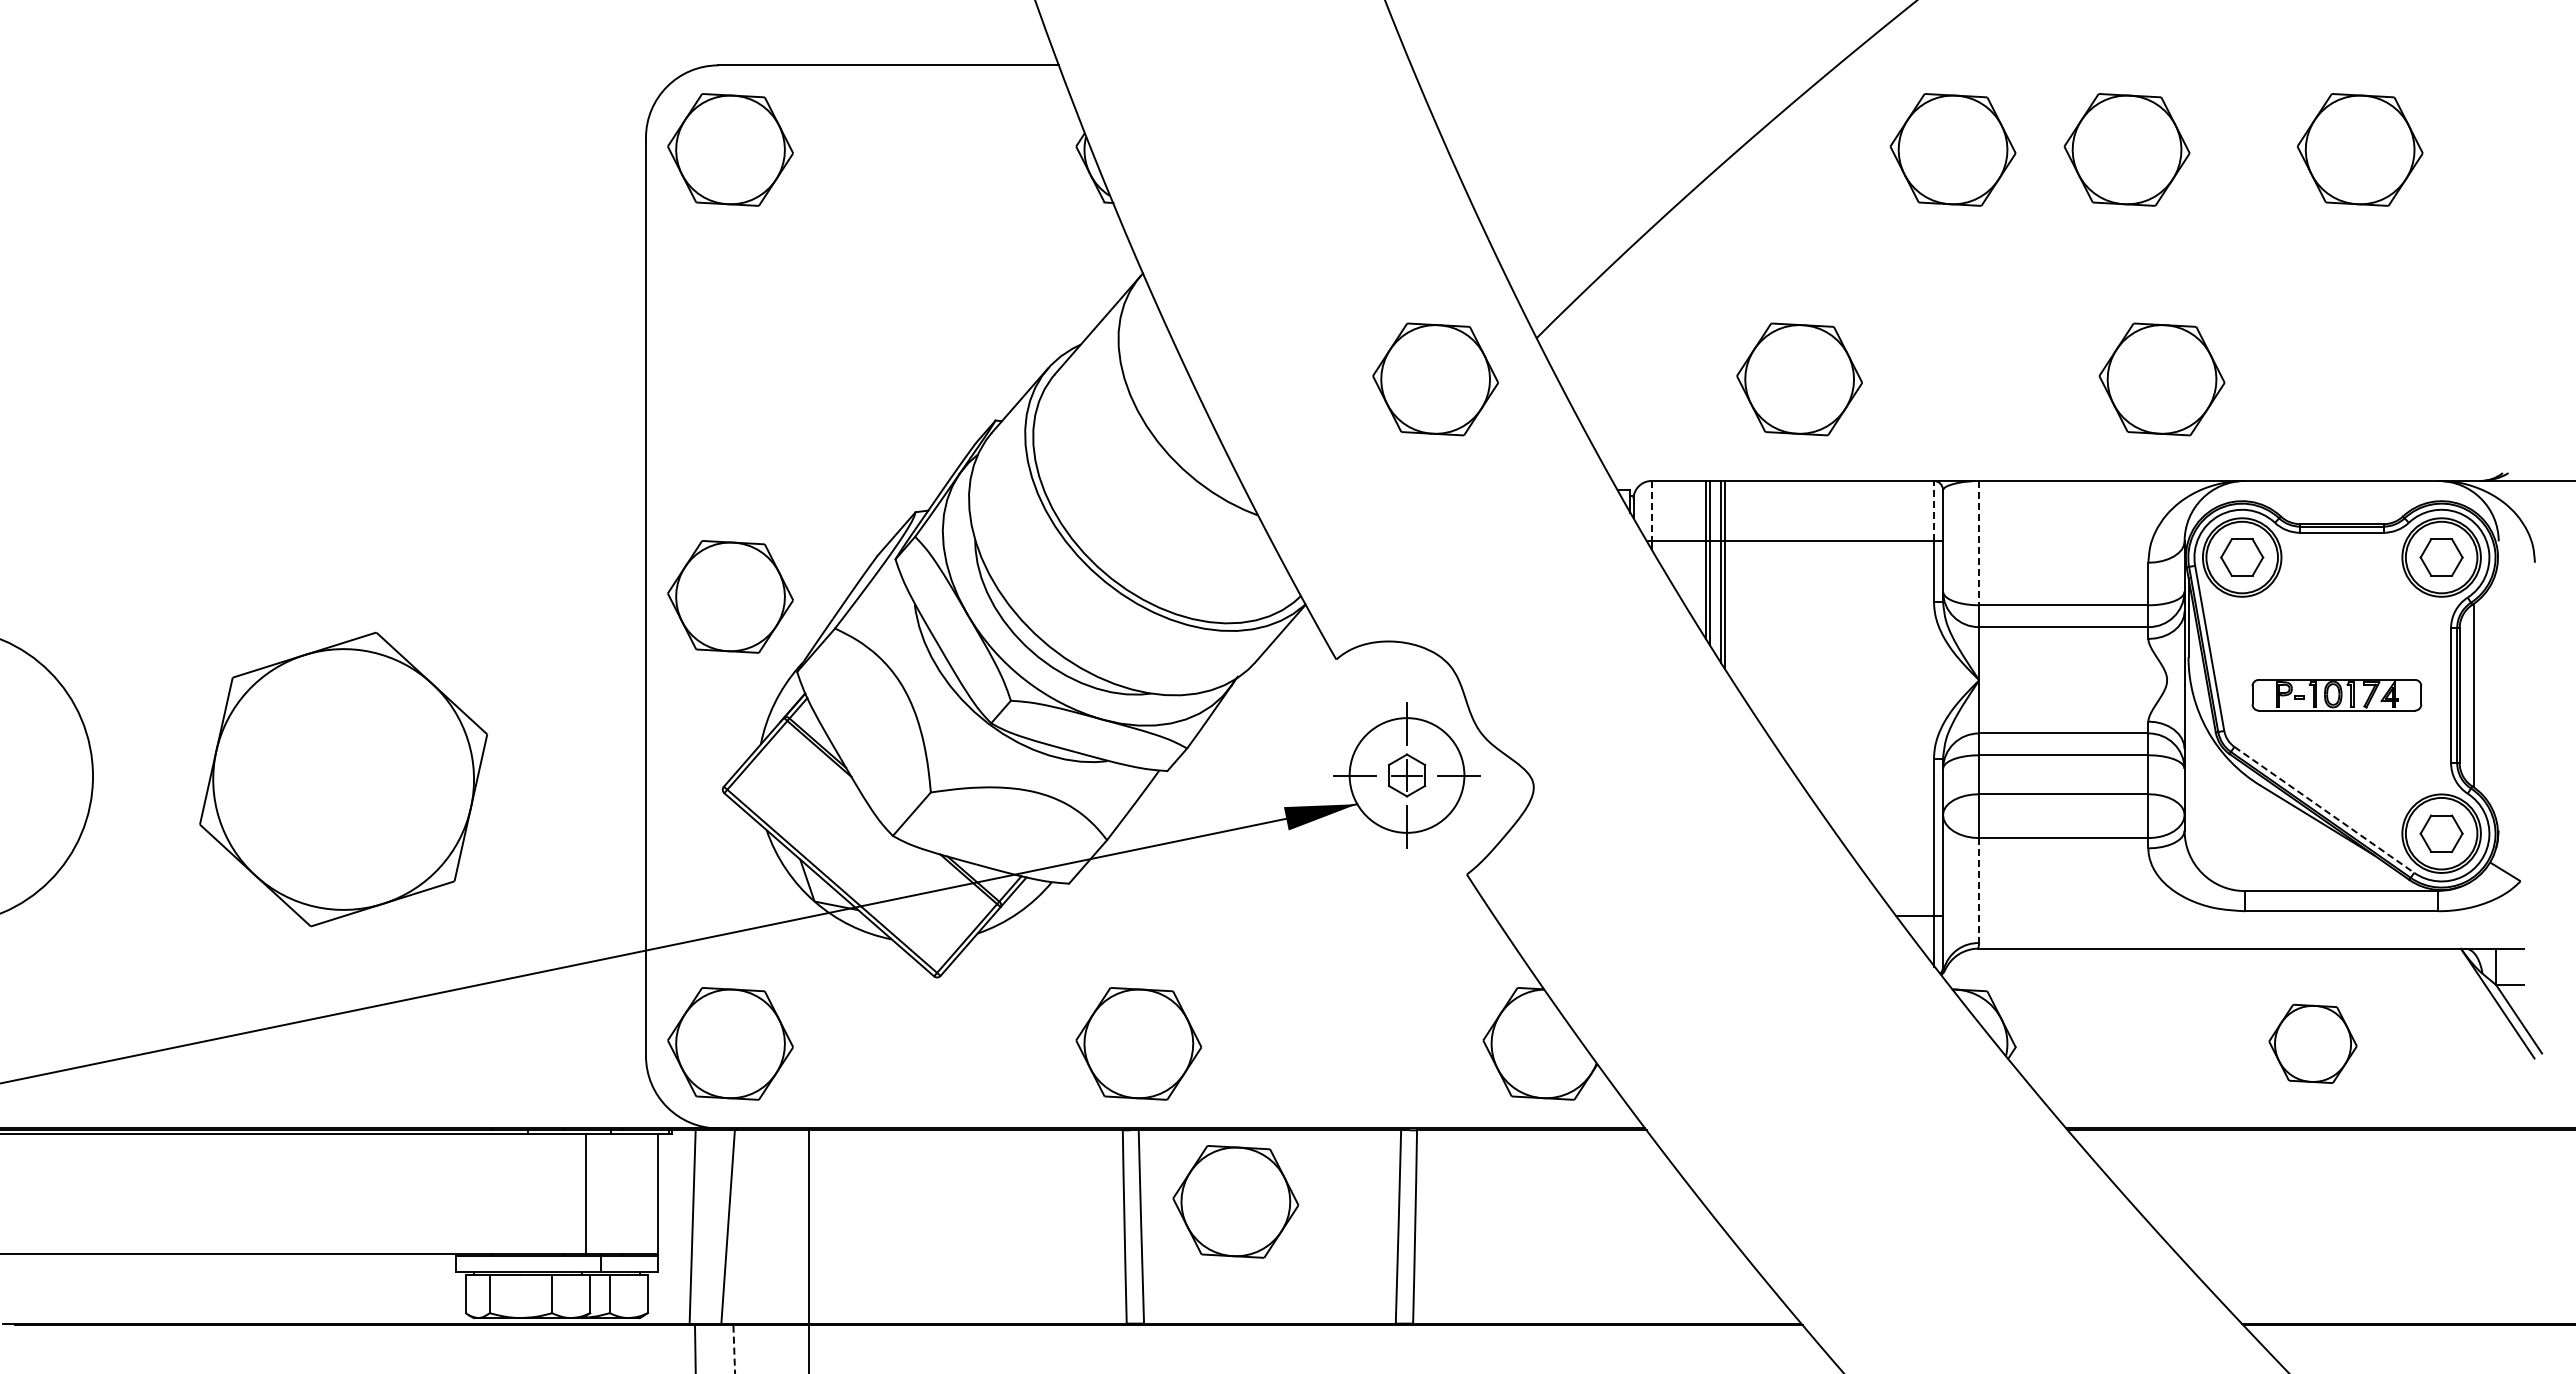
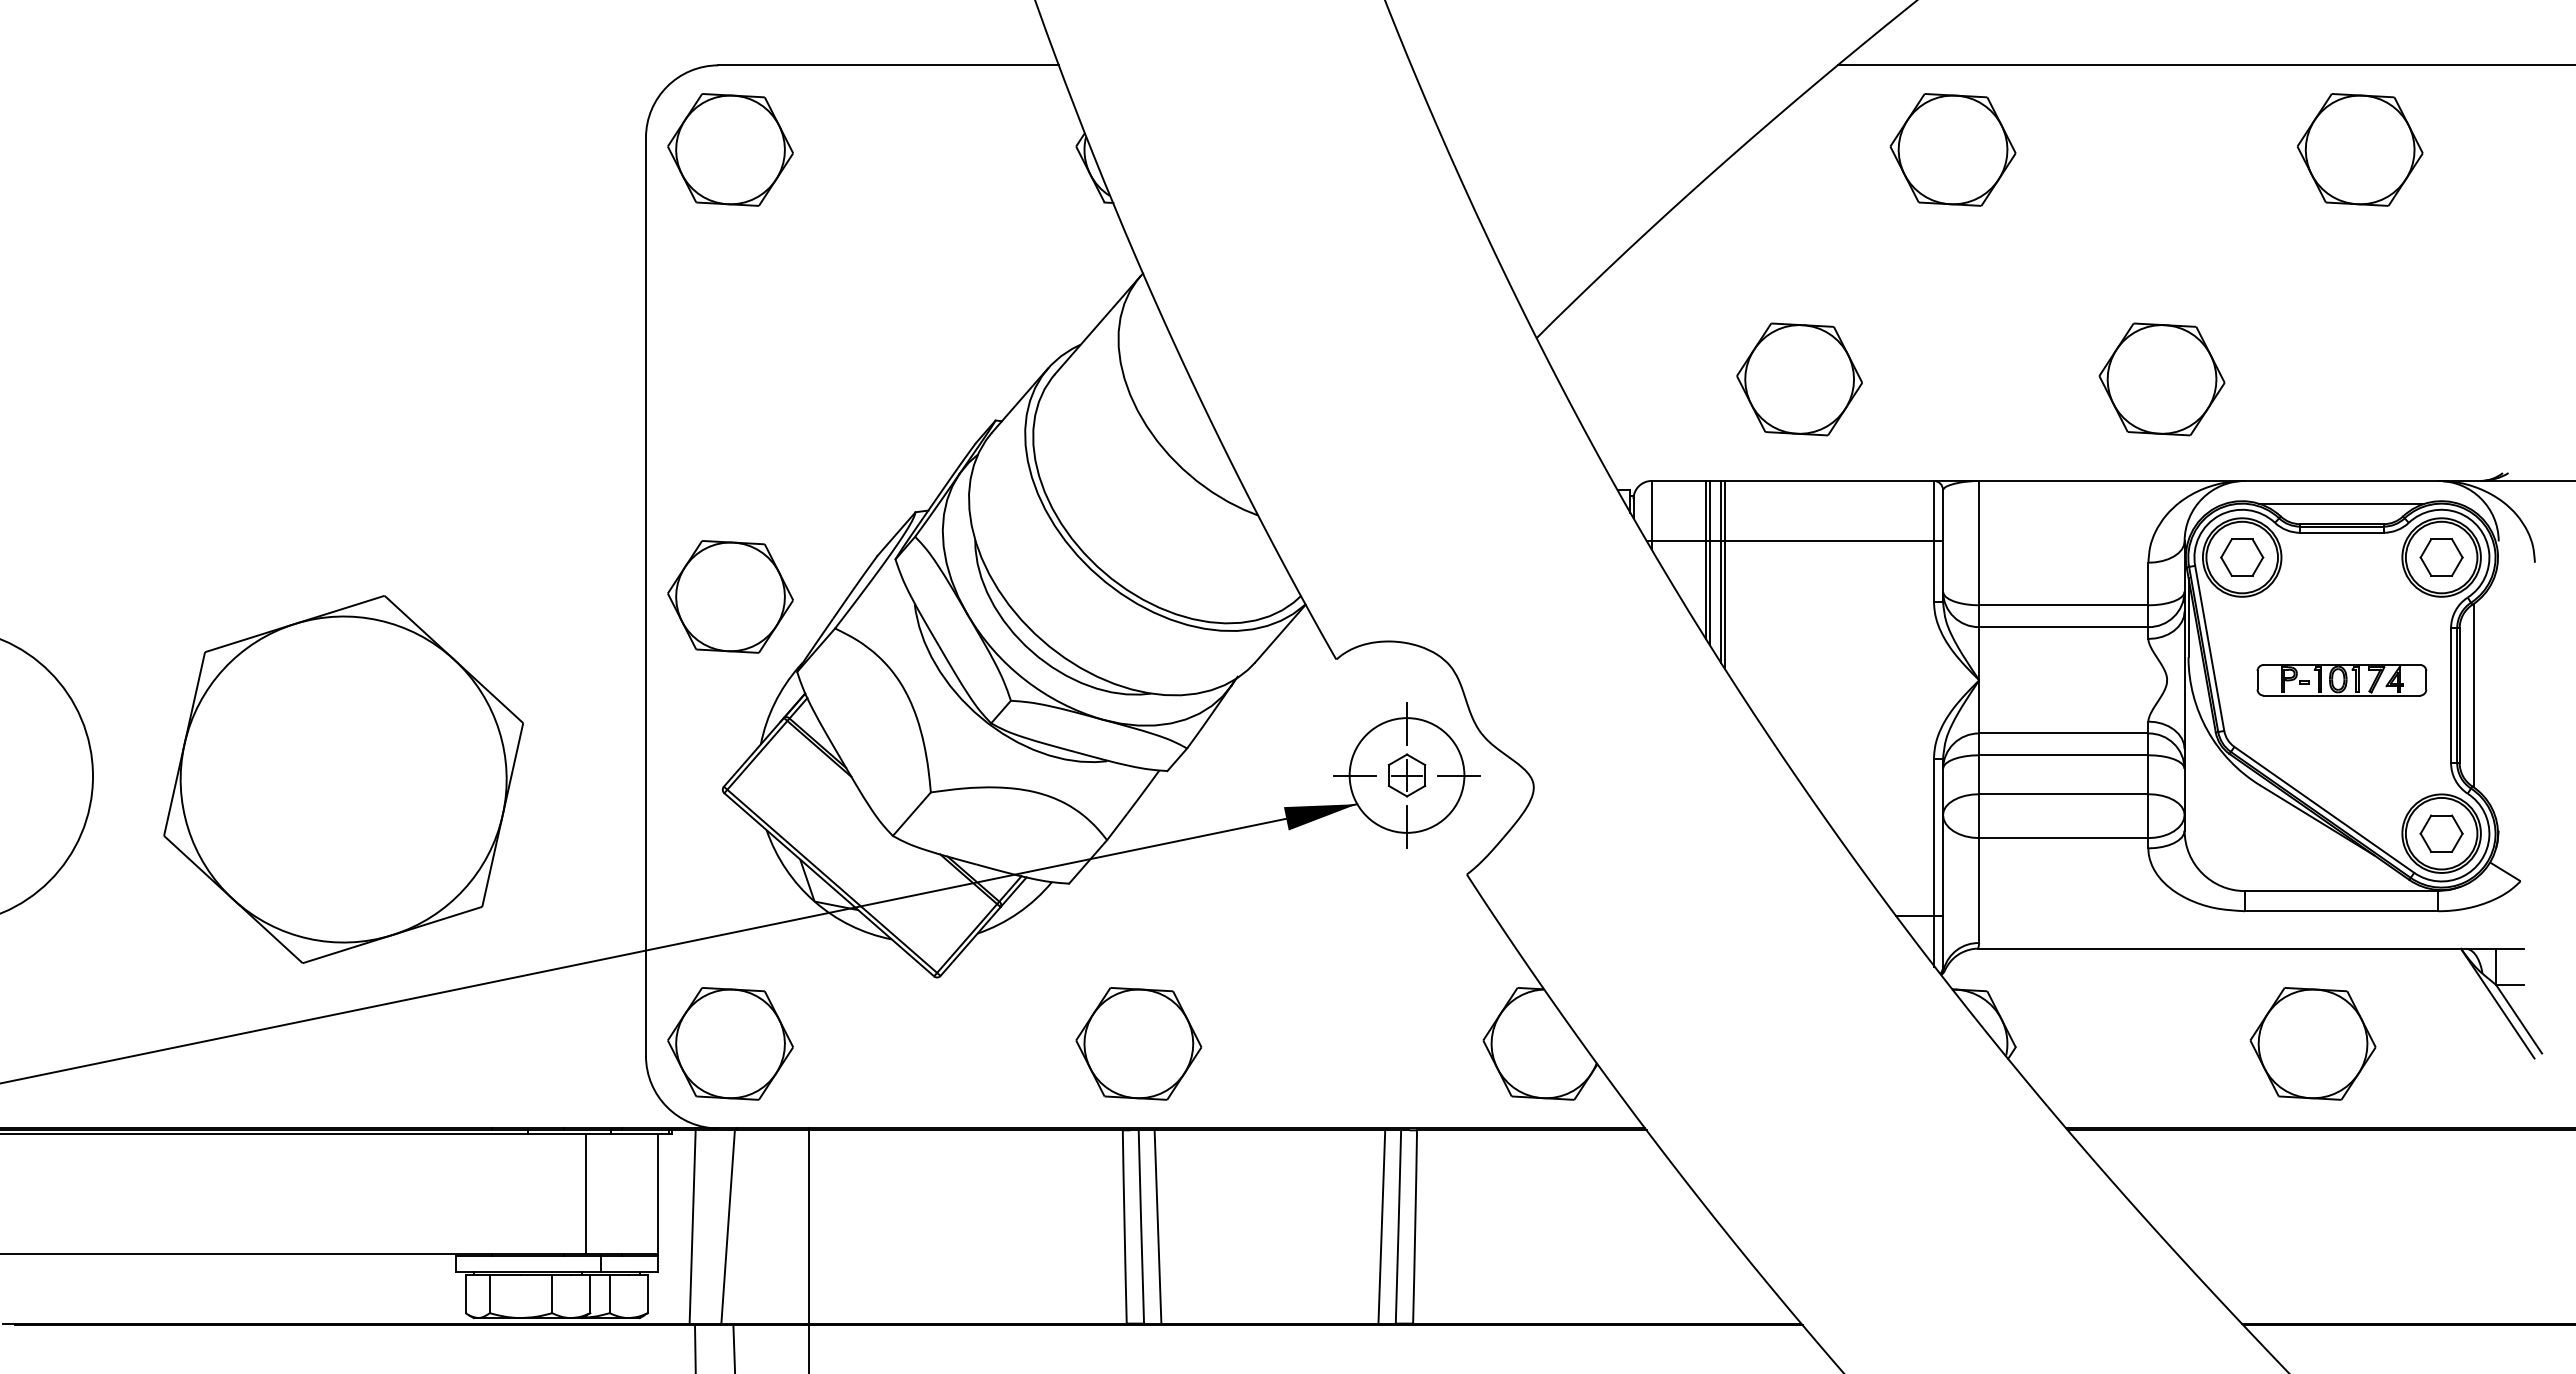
line: none -> present (2204, 65)
part: present -> none (2126, 149)
part: present -> none (1435, 379)
line: none -> present (2341, 503)
line: dashed -> solid (1933, 510)
line: dashed -> solid (1651, 511)
line: dashed -> solid (1979, 543)
part position: (2336, 695) -> (2341, 680) (2341, 680)
part size: 289x297 px -> 361x369 px (343, 779)
line: dashed -> solid (2324, 809)
line: dashed -> solid (1979, 891)
part size: 90x81 px -> 128x114 px (2312, 1043)
part: present -> none (1235, 1201)
line: none -> present (1157, 1226)
line: none -> present (1381, 1226)
line: dashed -> solid (734, 1349)
